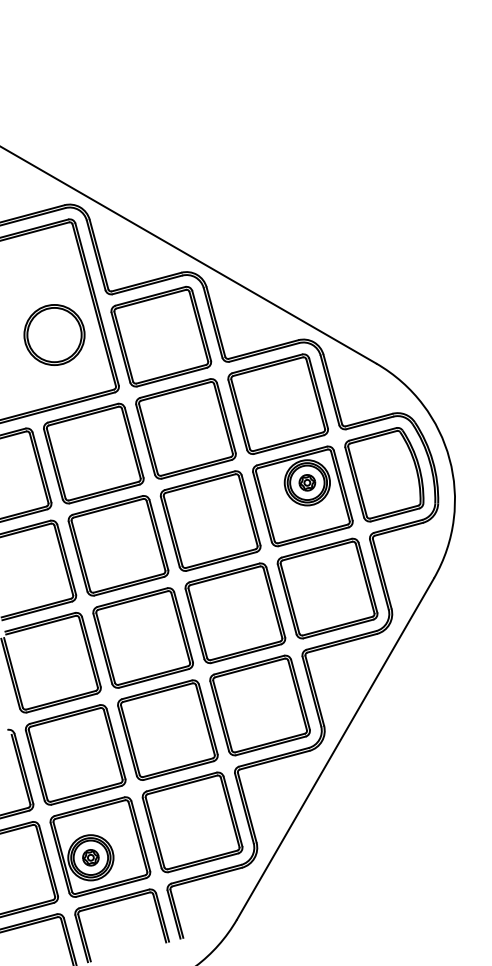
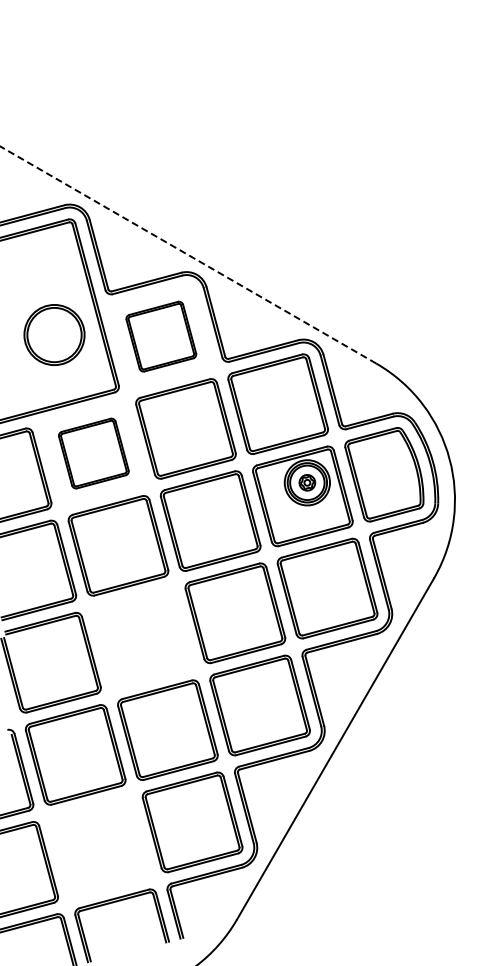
line: solid -> dashed (187, 254)
part size: 103x103 px -> 73x73 px (161, 336)
part size: 102x103 px -> 72x73 px (93, 453)
part: present -> none (142, 637)
part: present -> none (100, 846)
